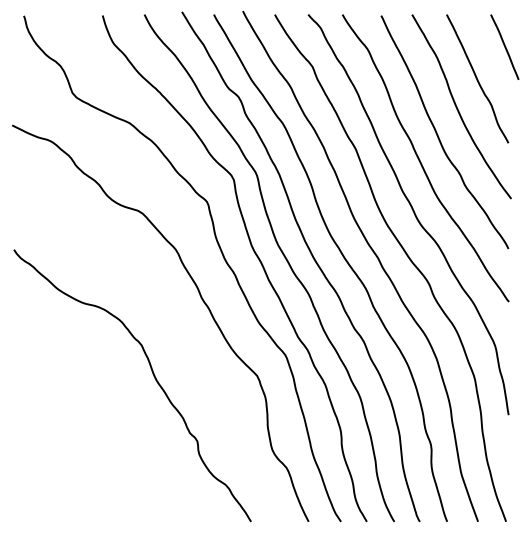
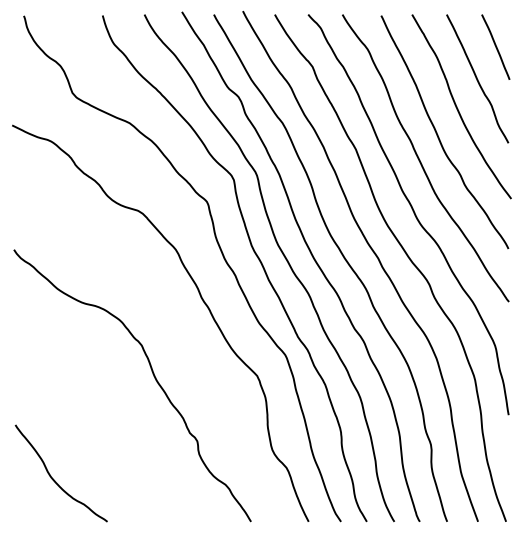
line position: (504, 46) -> (495, 46) (495, 46)
curve: none -> present (54, 479)
